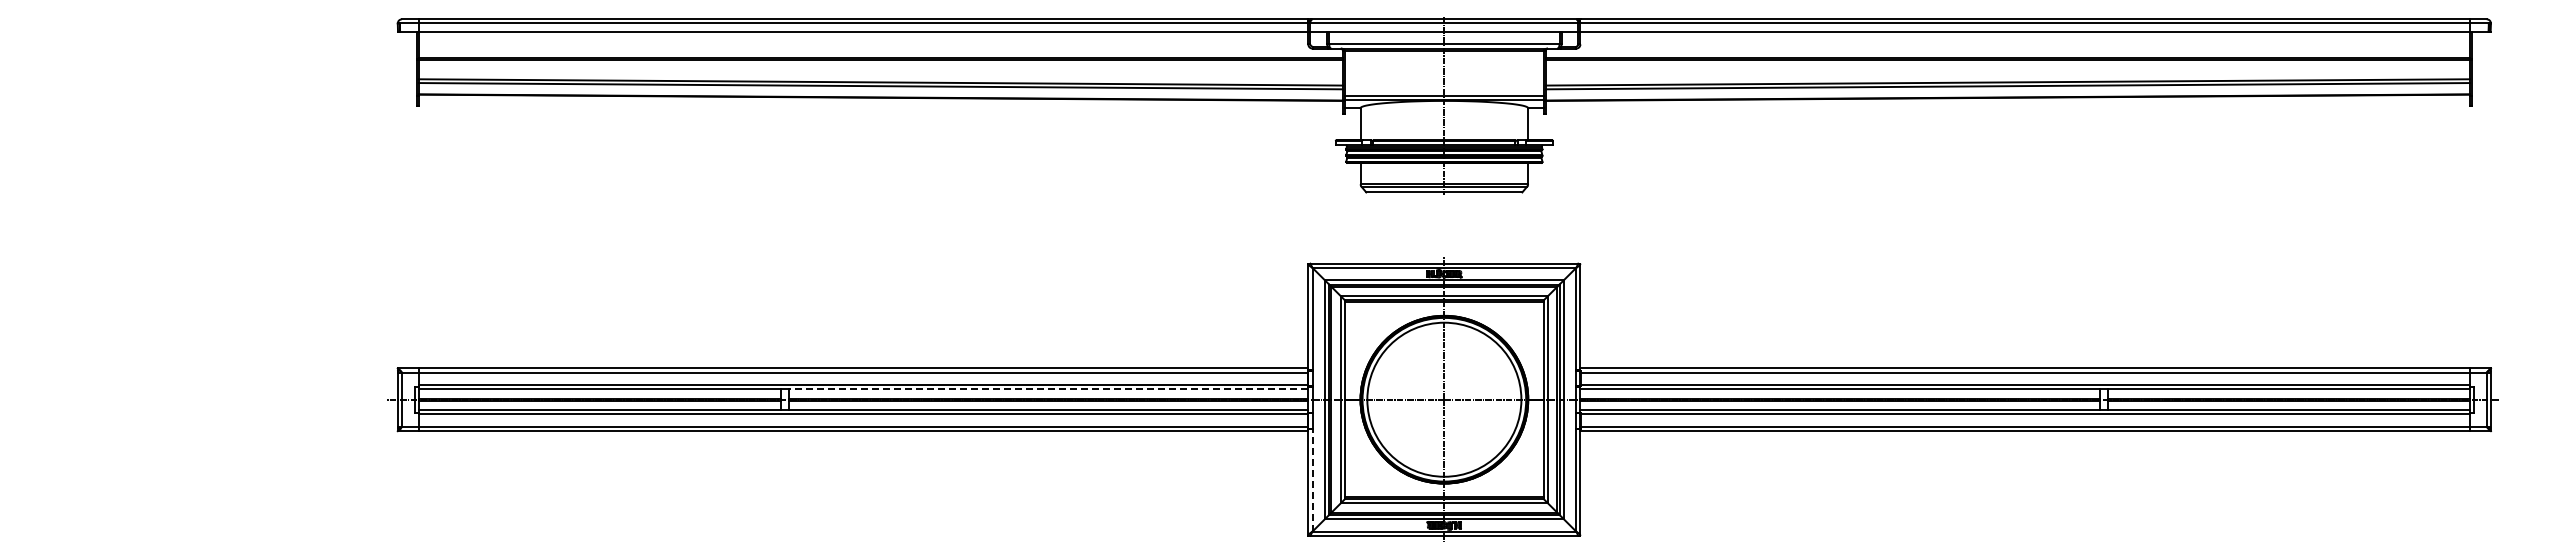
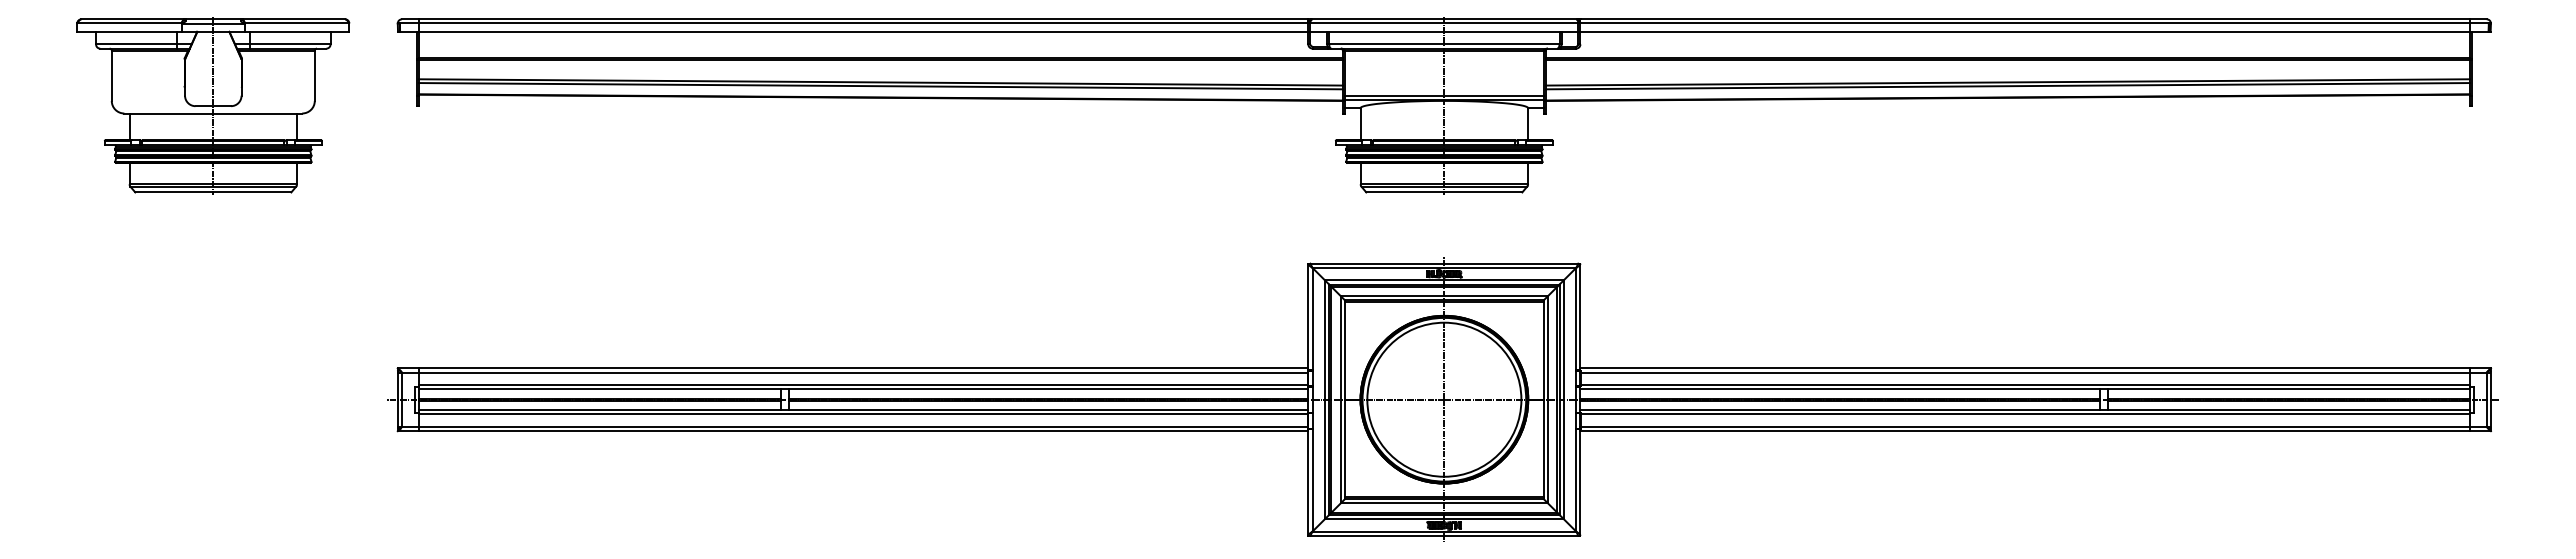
part: none -> present (213, 105)
line: dashed -> solid (1048, 389)
line: dashed -> solid (1312, 479)
